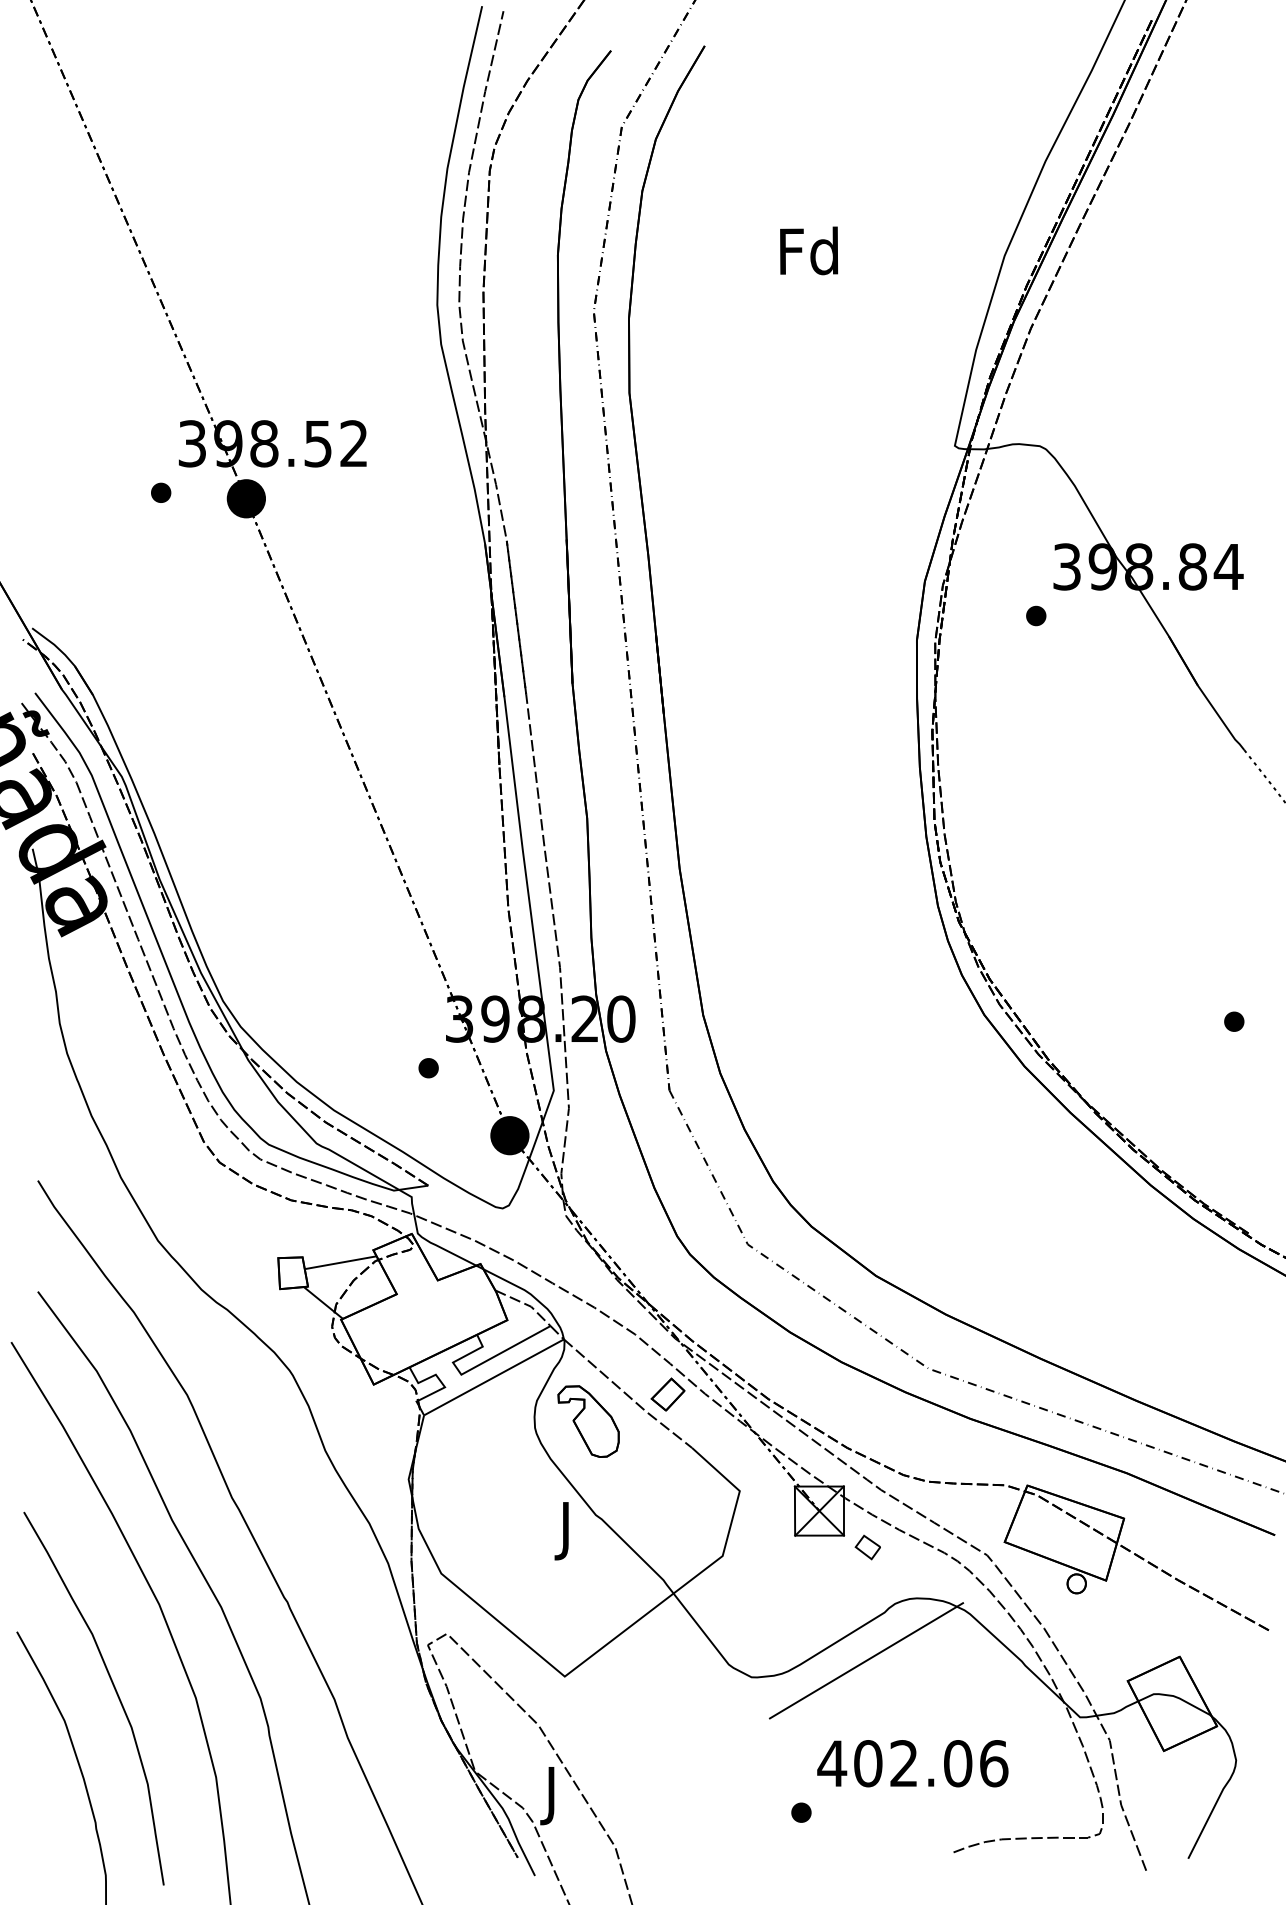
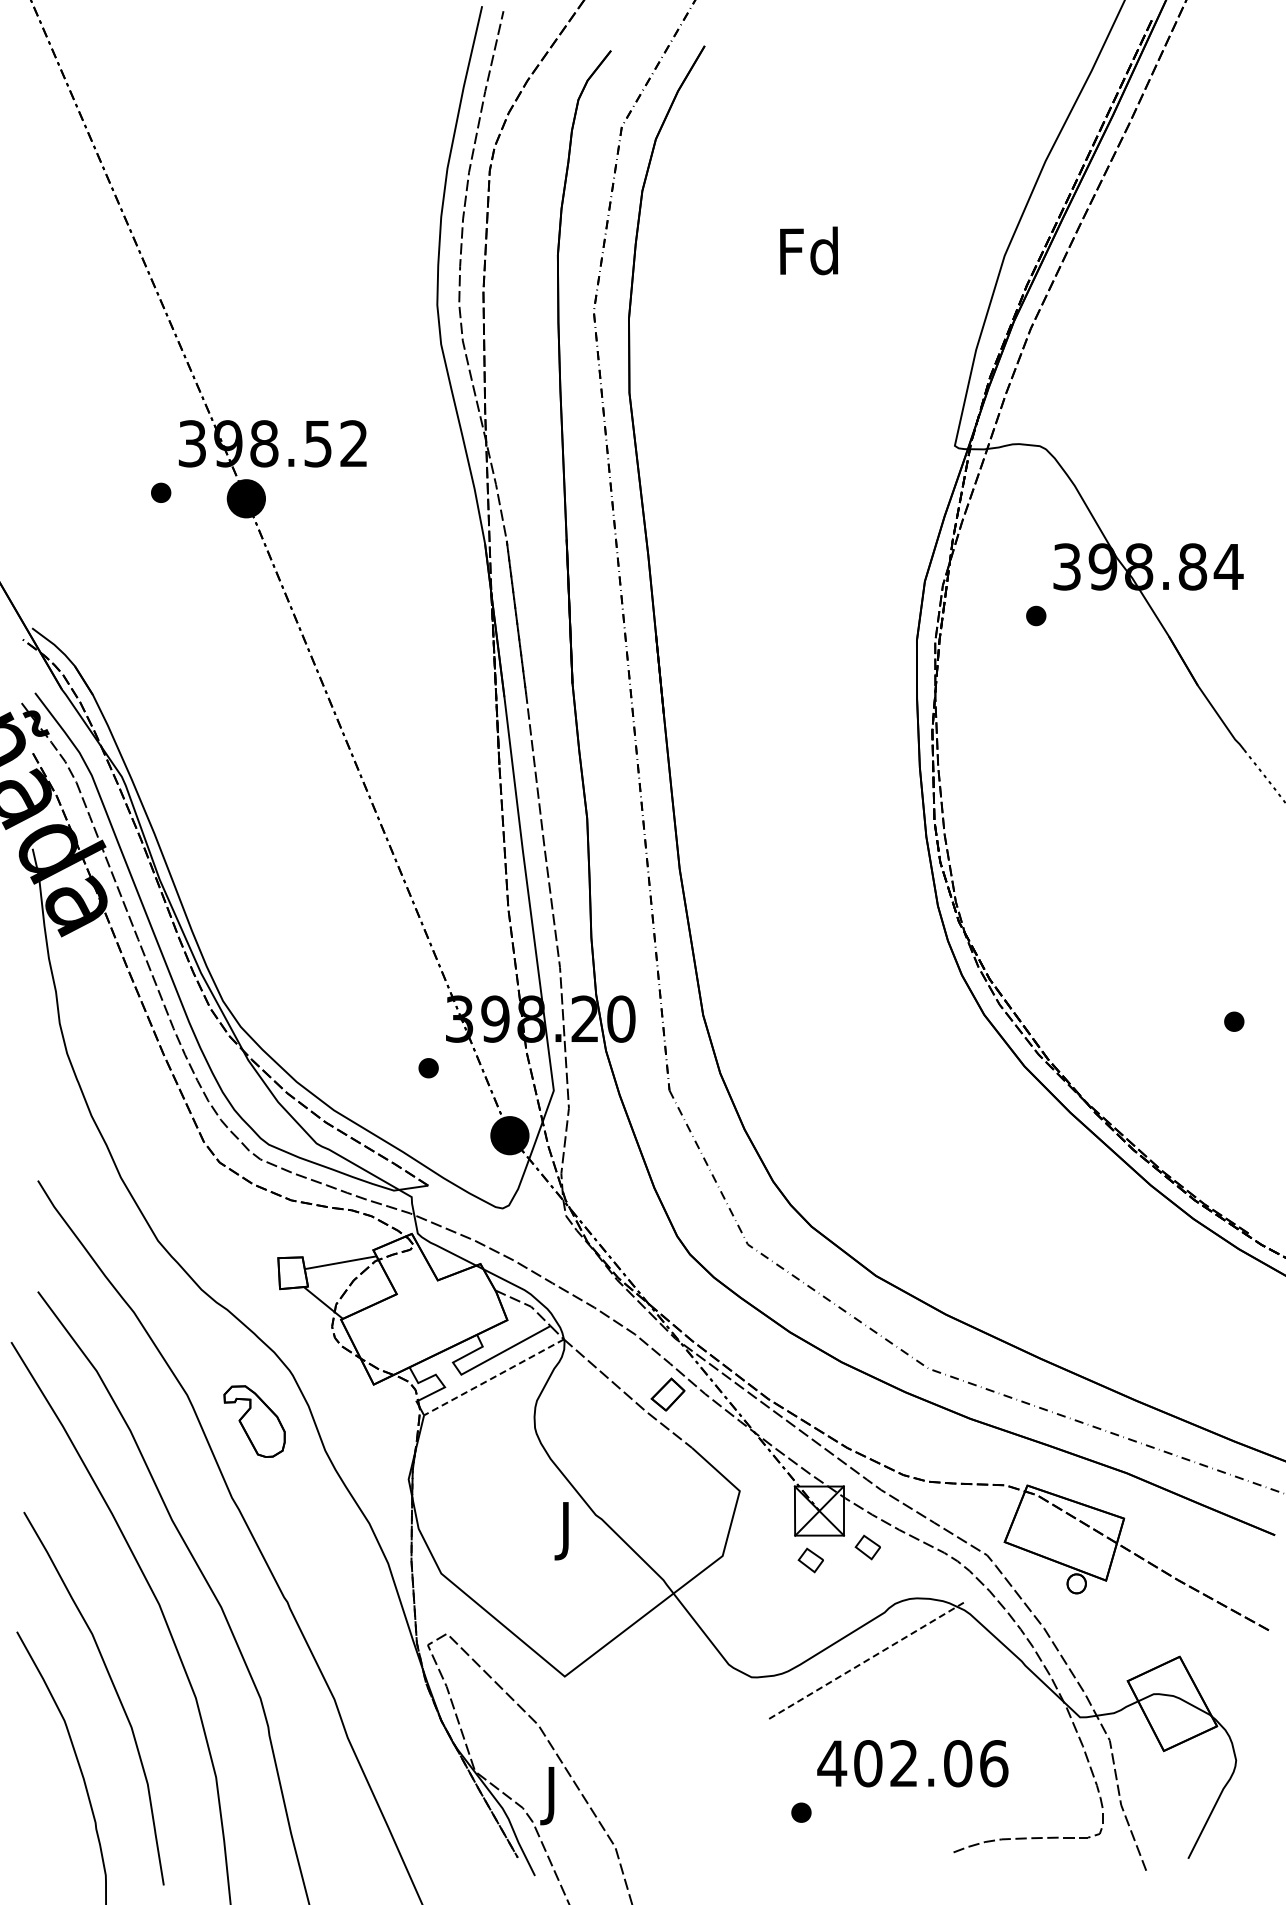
line: solid -> dashed (494, 1377)
part position: (588, 1421) -> (254, 1421) (254, 1421)
part: none -> present (810, 1560)
line: solid -> dashed (866, 1660)
